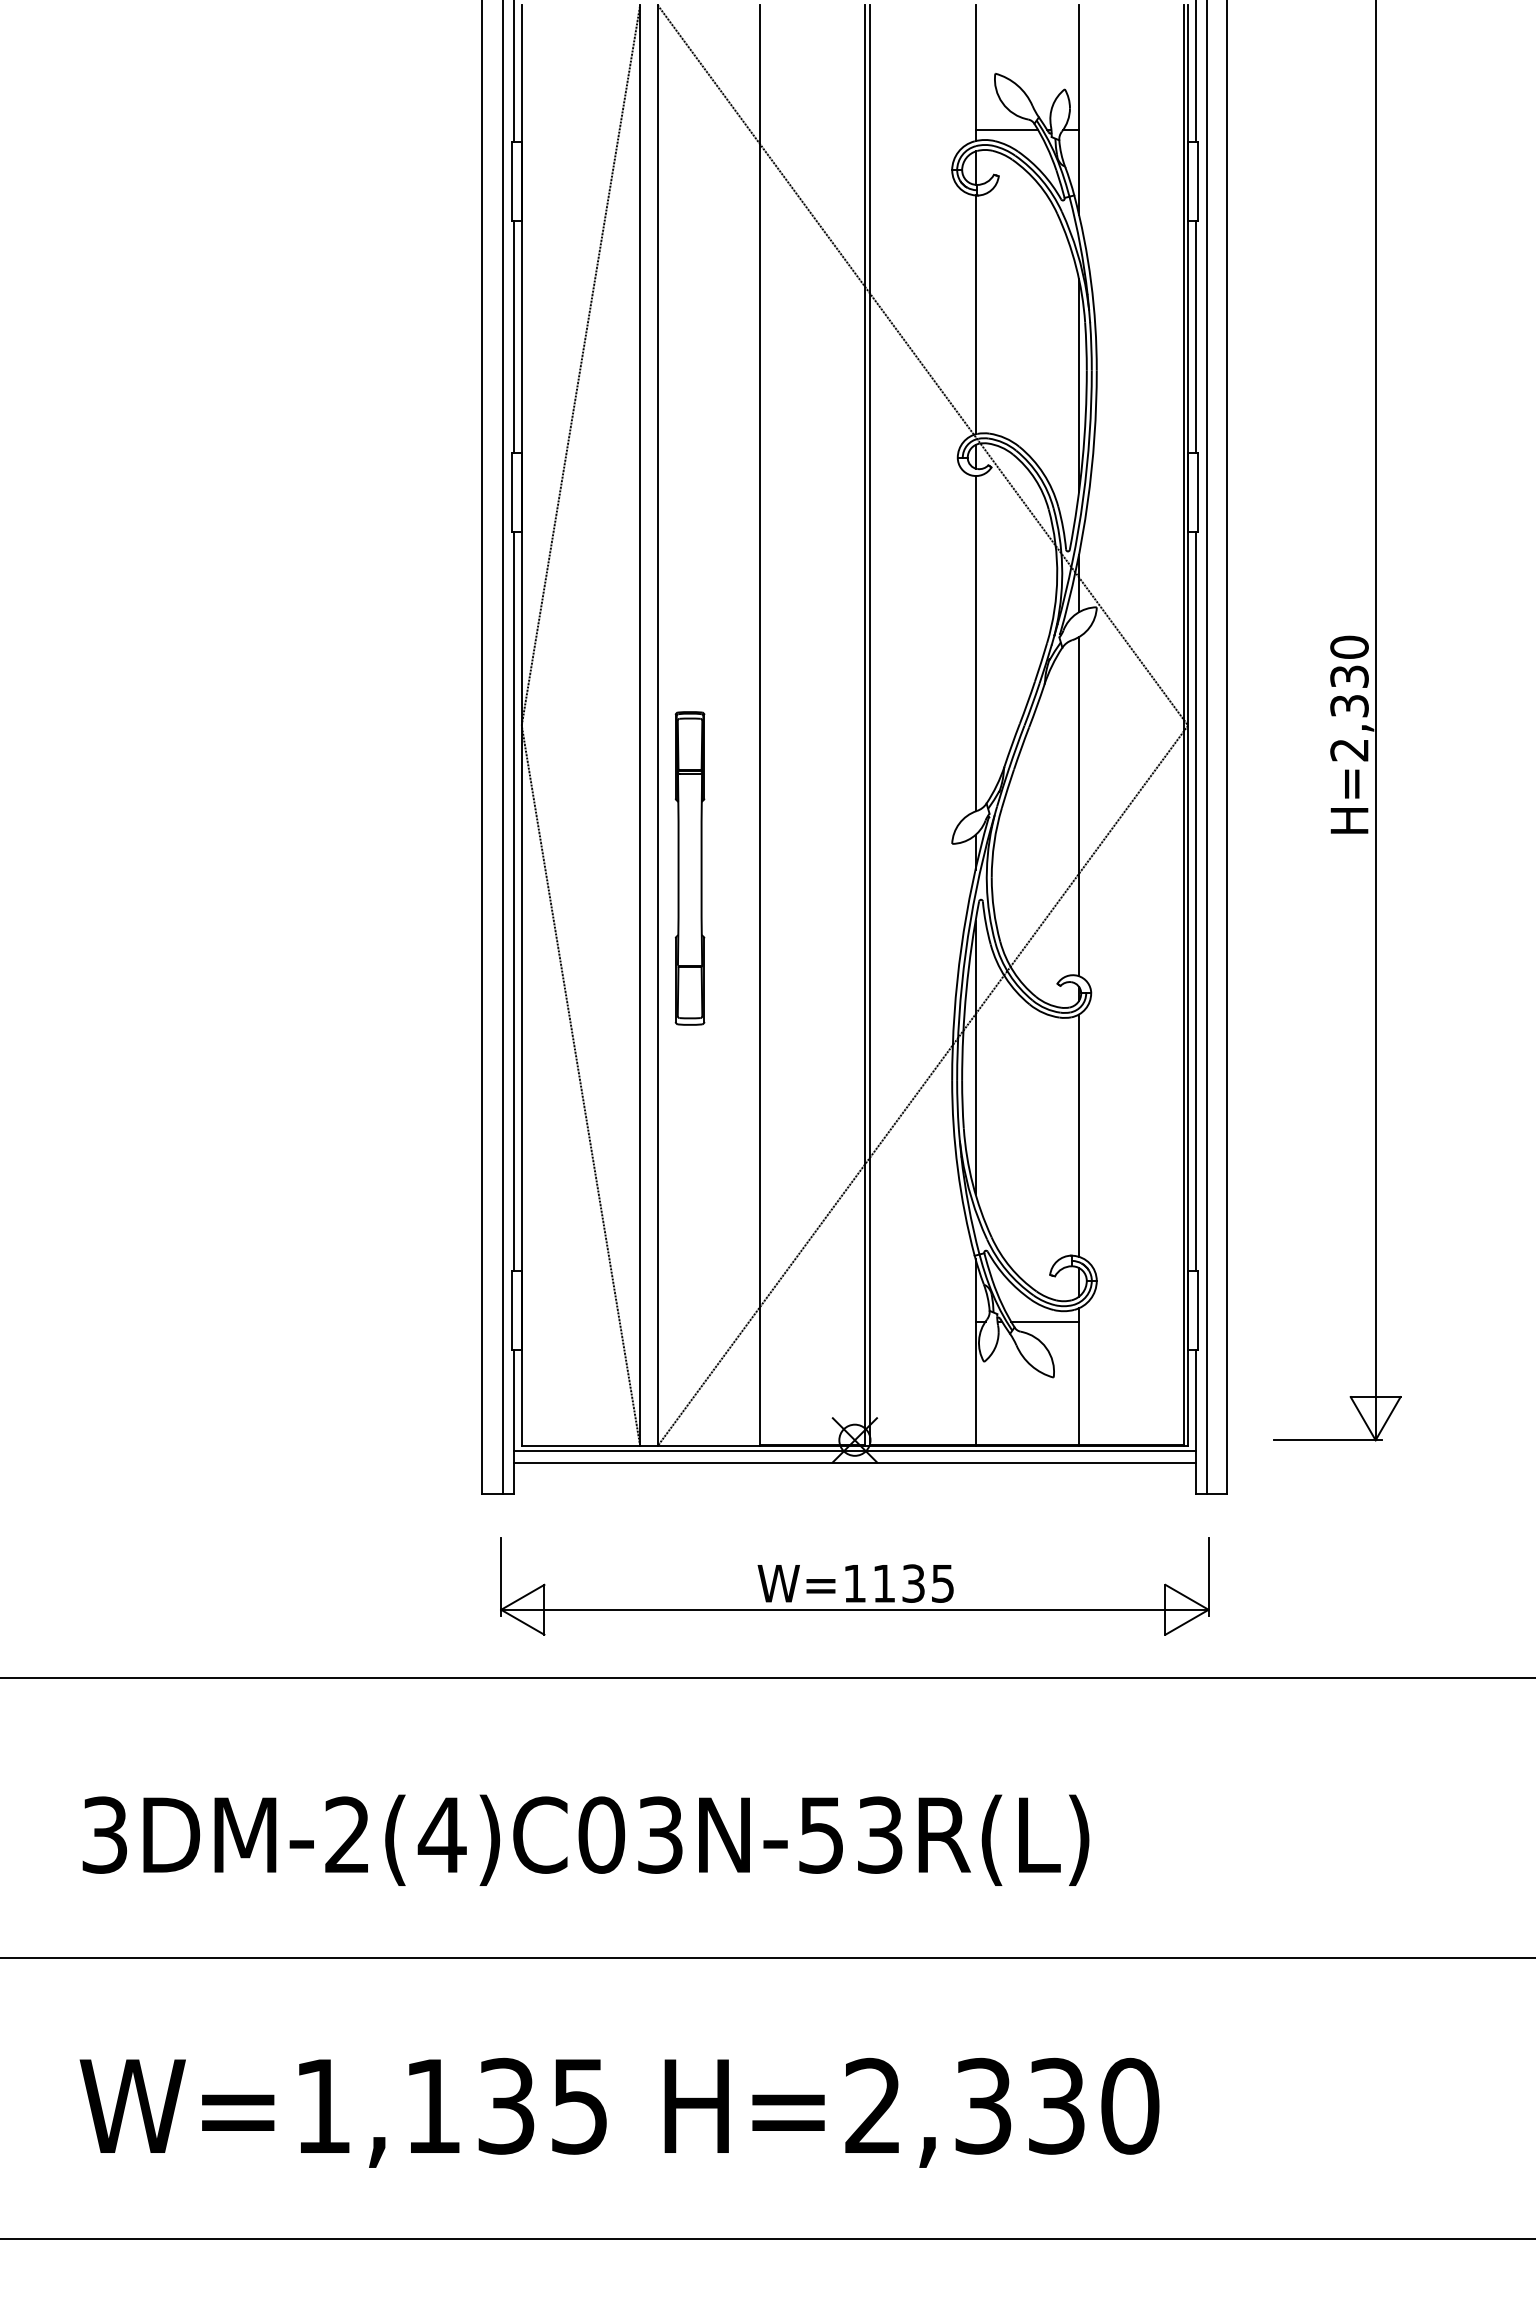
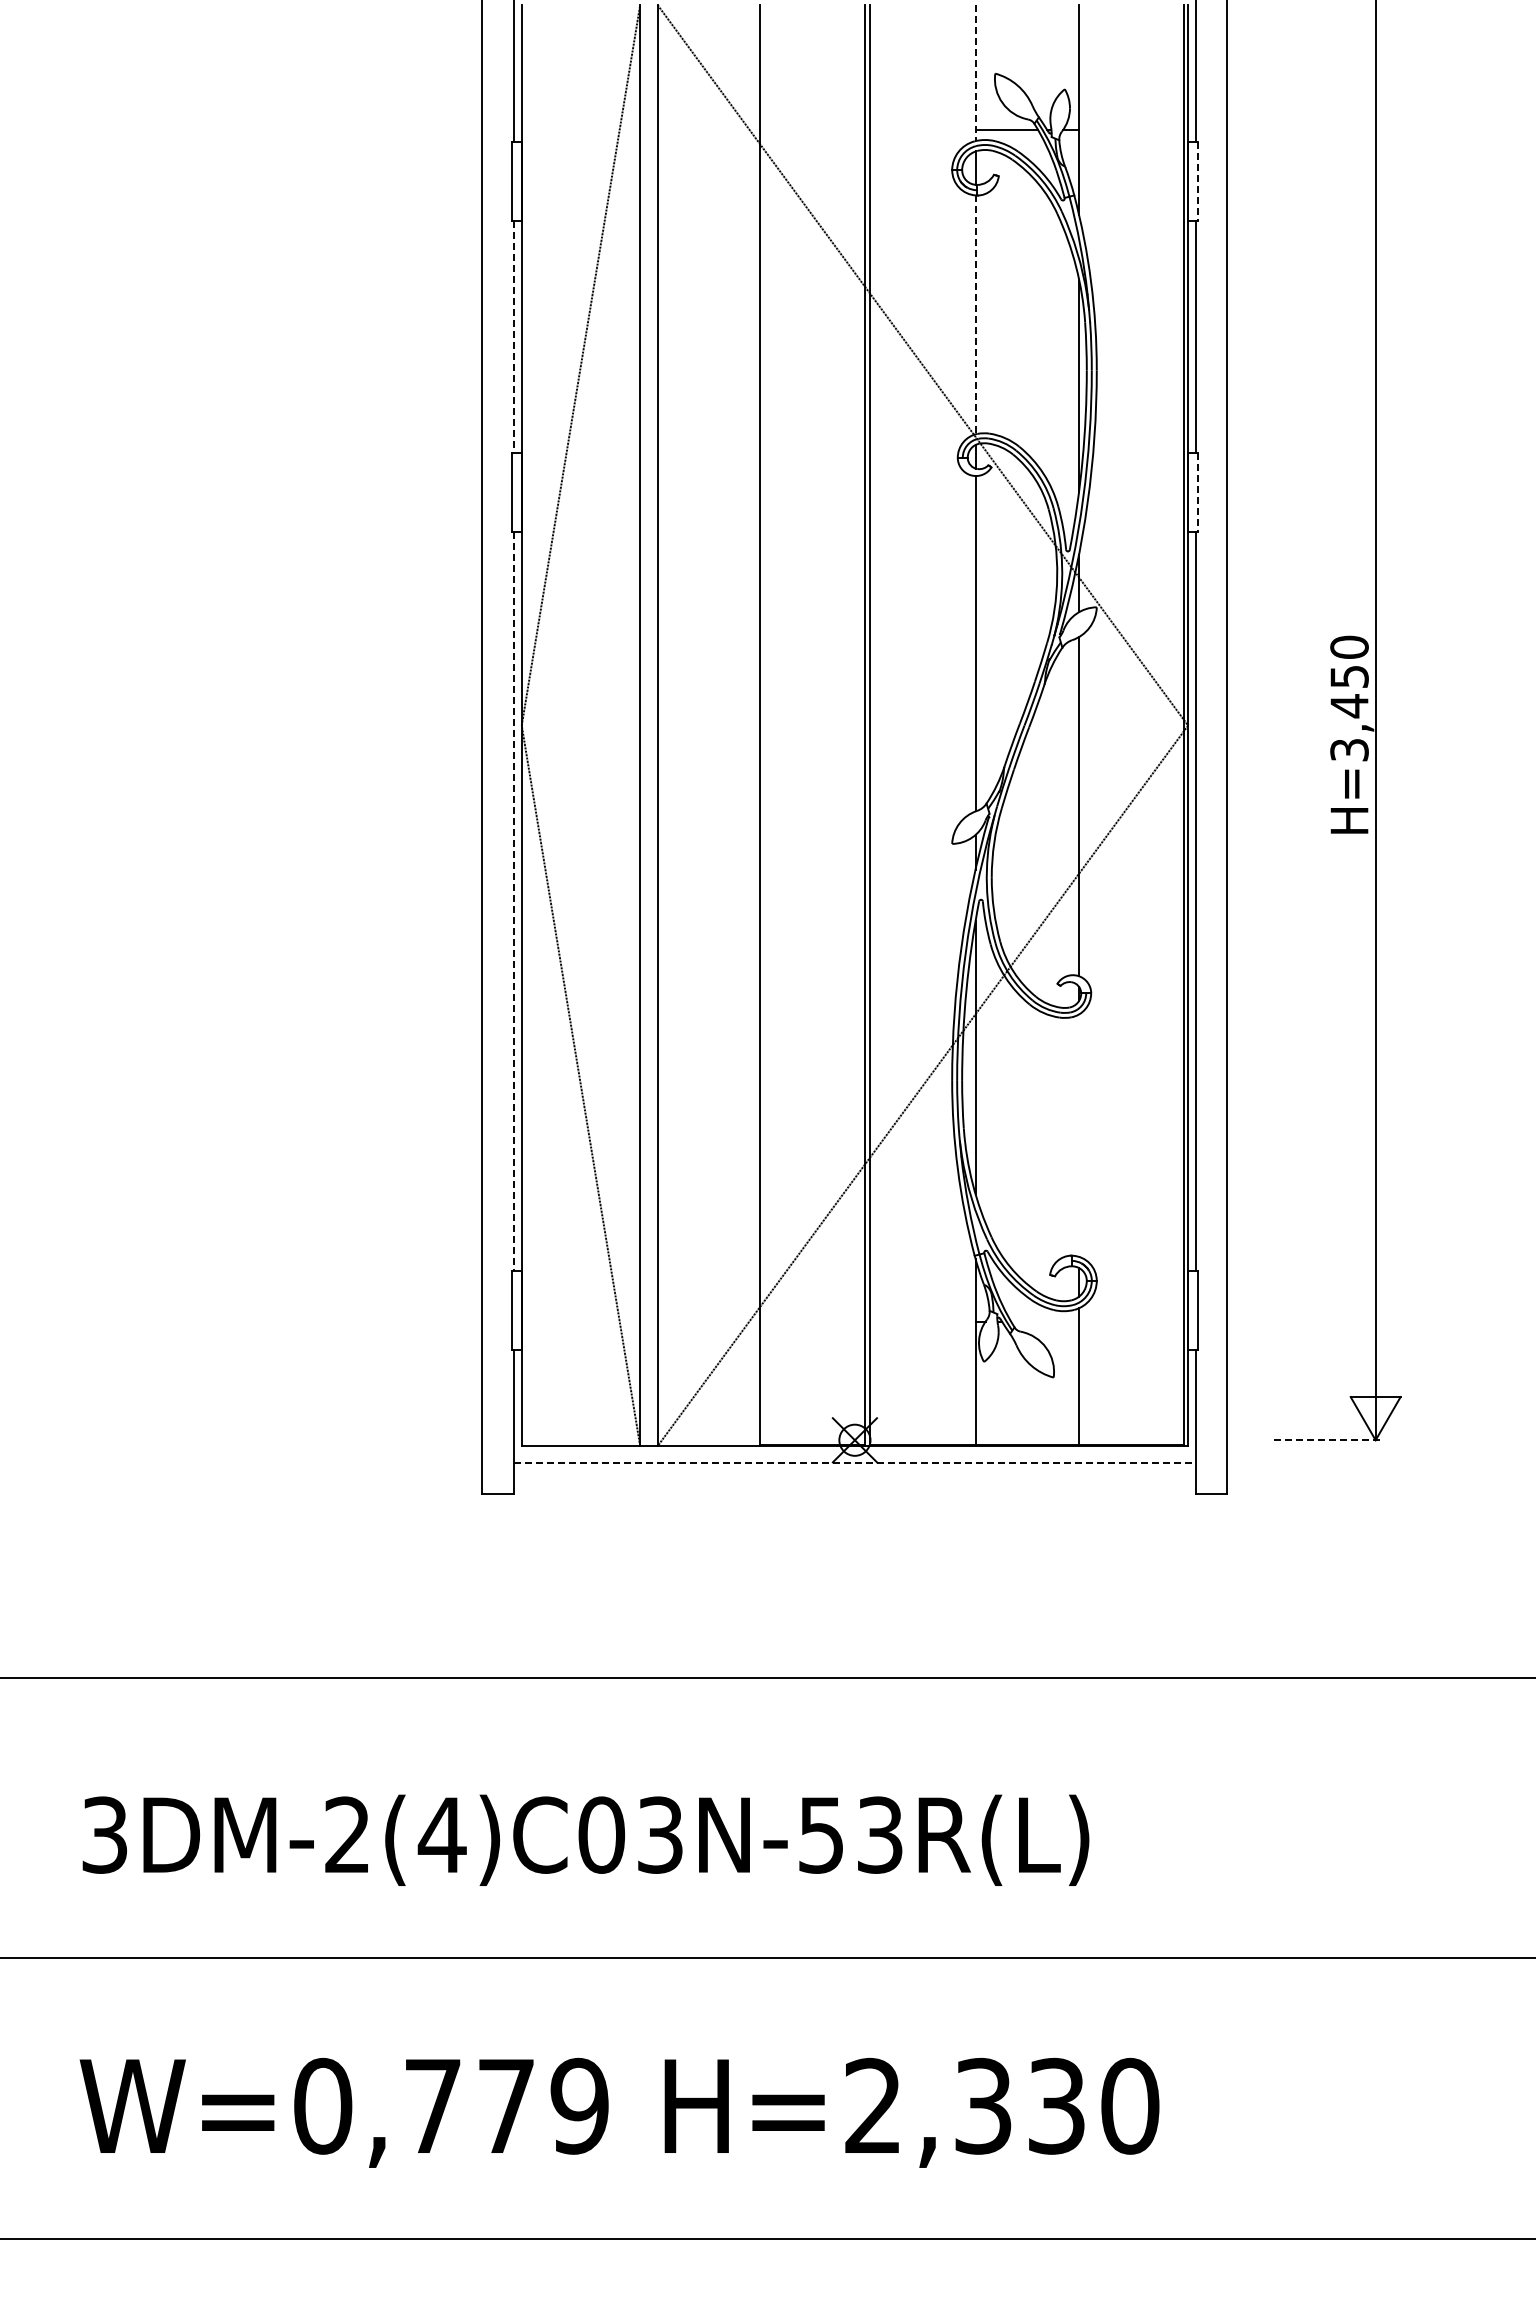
line: solid -> dashed (975, 73)
line: solid -> dashed (1198, 181)
line: solid -> dashed (975, 315)
line: solid -> dashed (513, 337)
line: solid -> dashed (1198, 492)
text: H=2,330 -> H=3,450 (1349, 713)
line: present -> none (503, 748)
line: present -> none (1206, 748)
part: present -> none (689, 868)
line: solid -> dashed (513, 902)
line: present -> none (1079, 1135)
line: present -> none (1045, 1321)
line: solid -> dashed (1328, 1440)
line: present -> none (854, 1451)
line: solid -> dashed (855, 1463)
part: present -> none (854, 1586)
text: W=1,135 -> W=0,779 (451, 2105)
